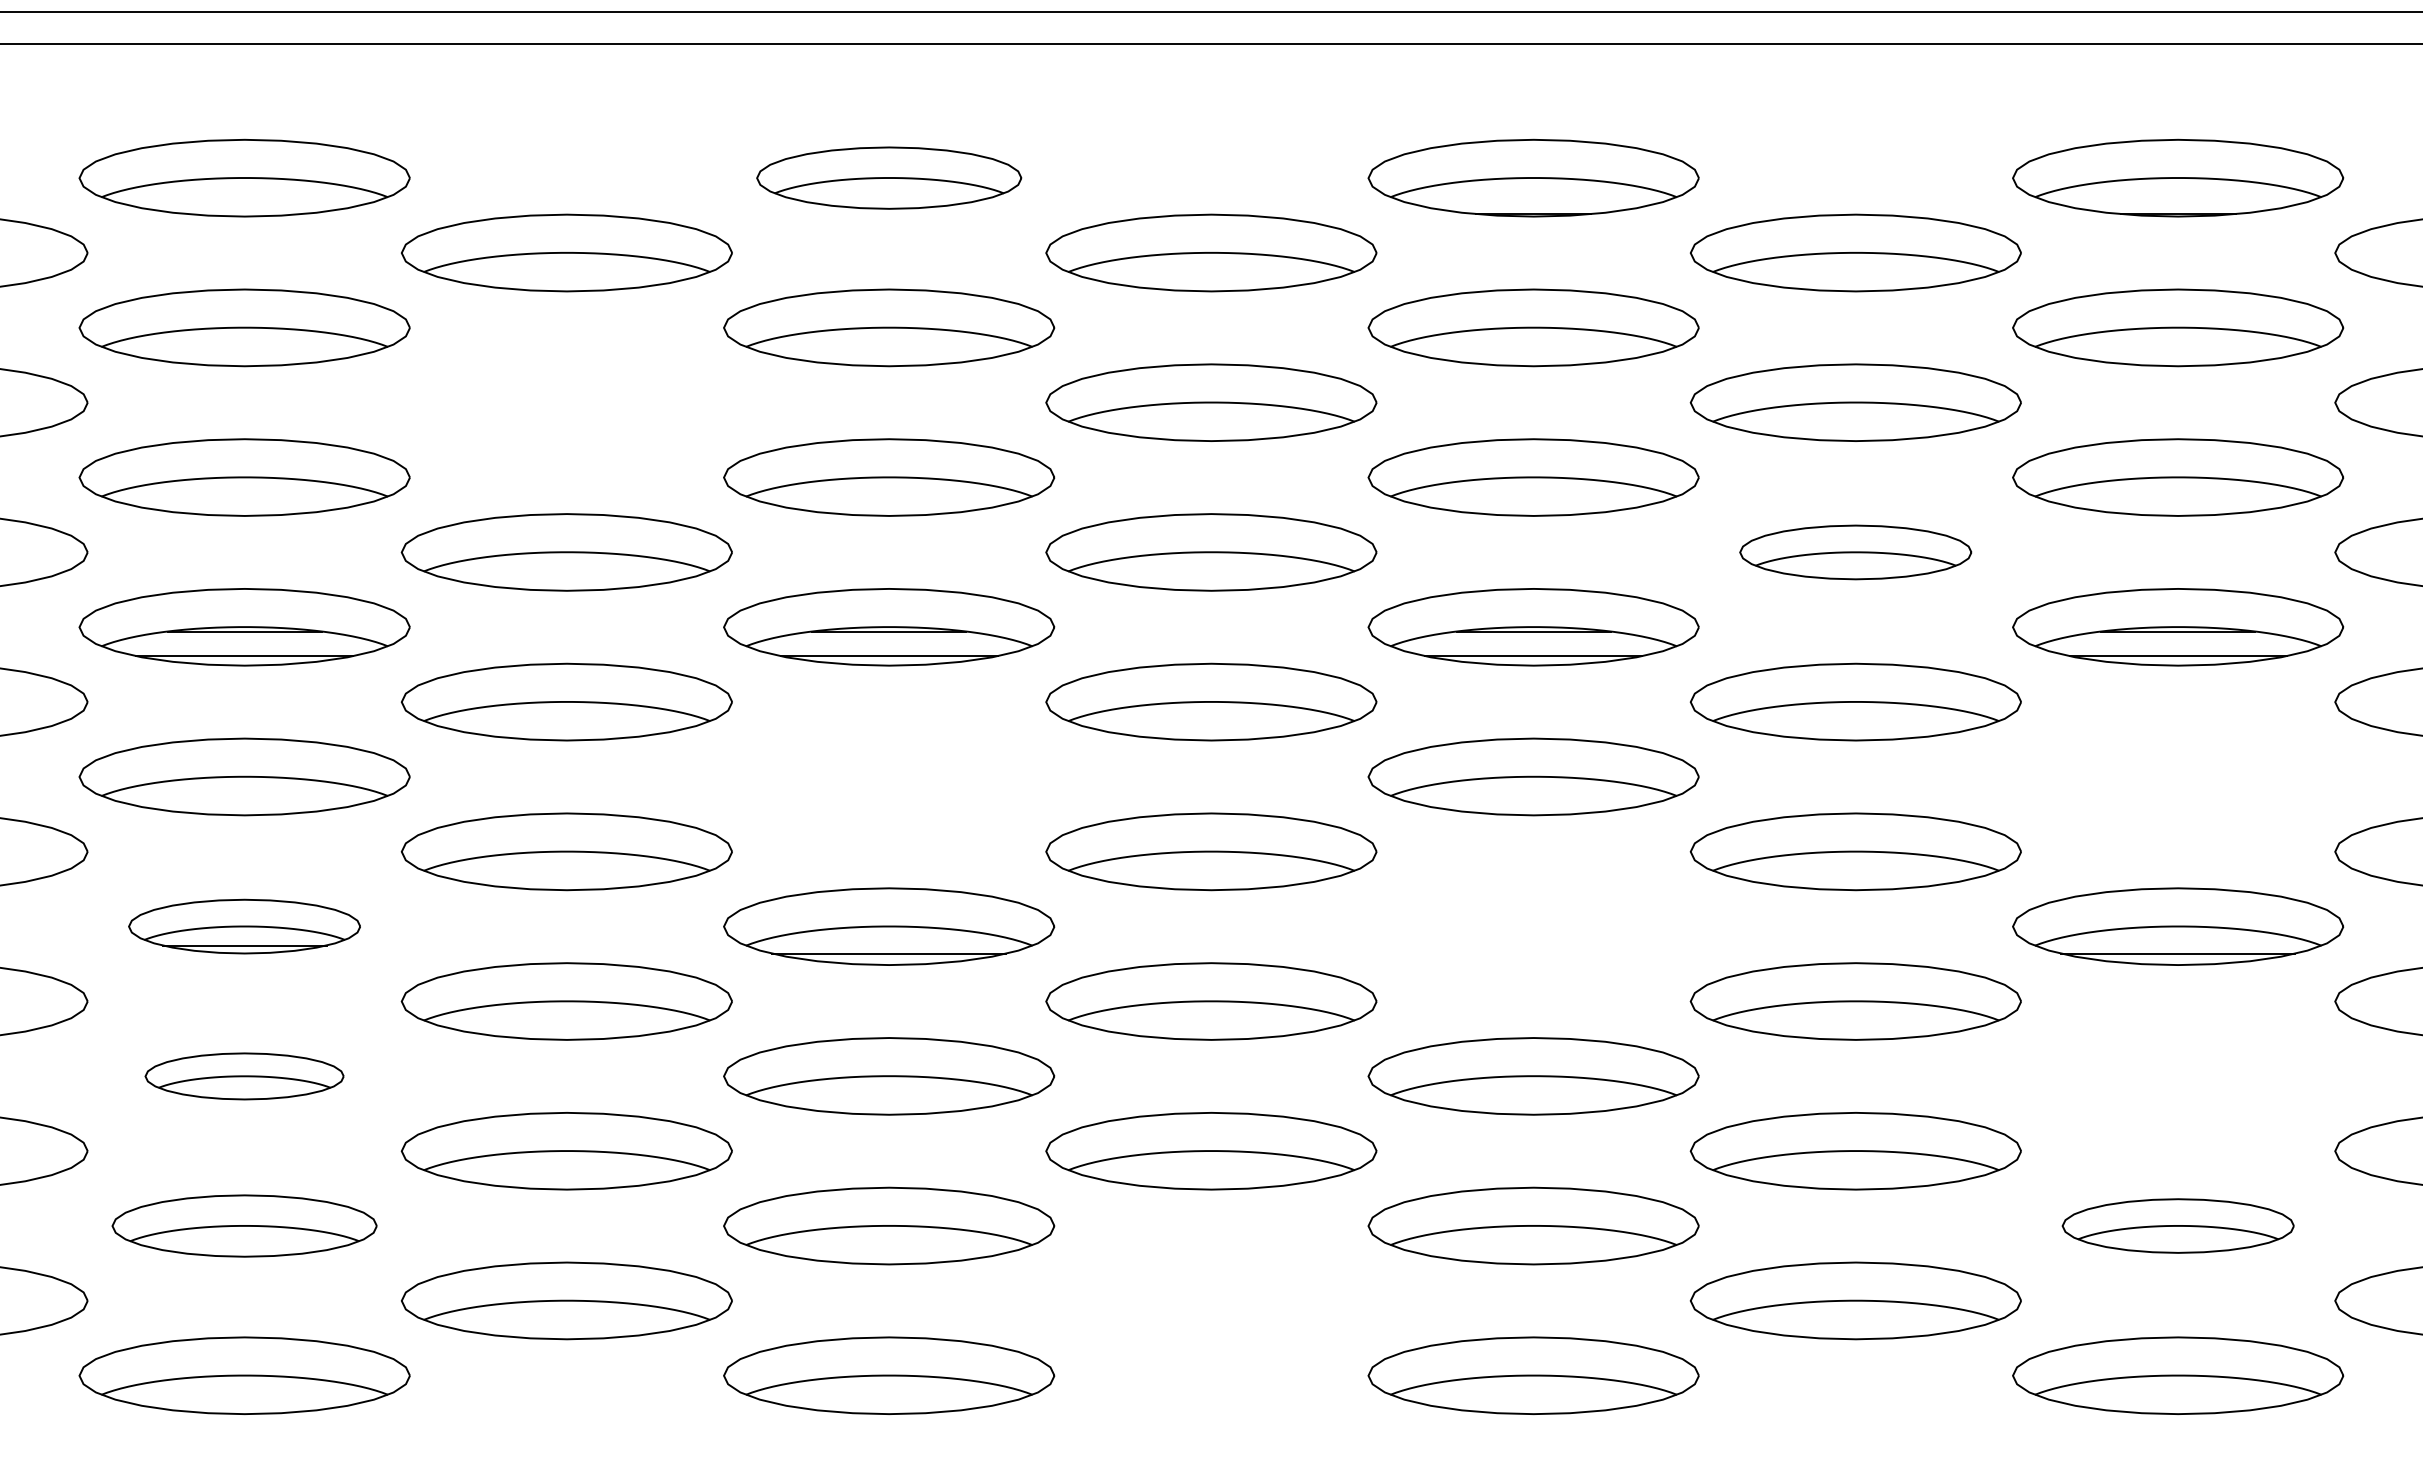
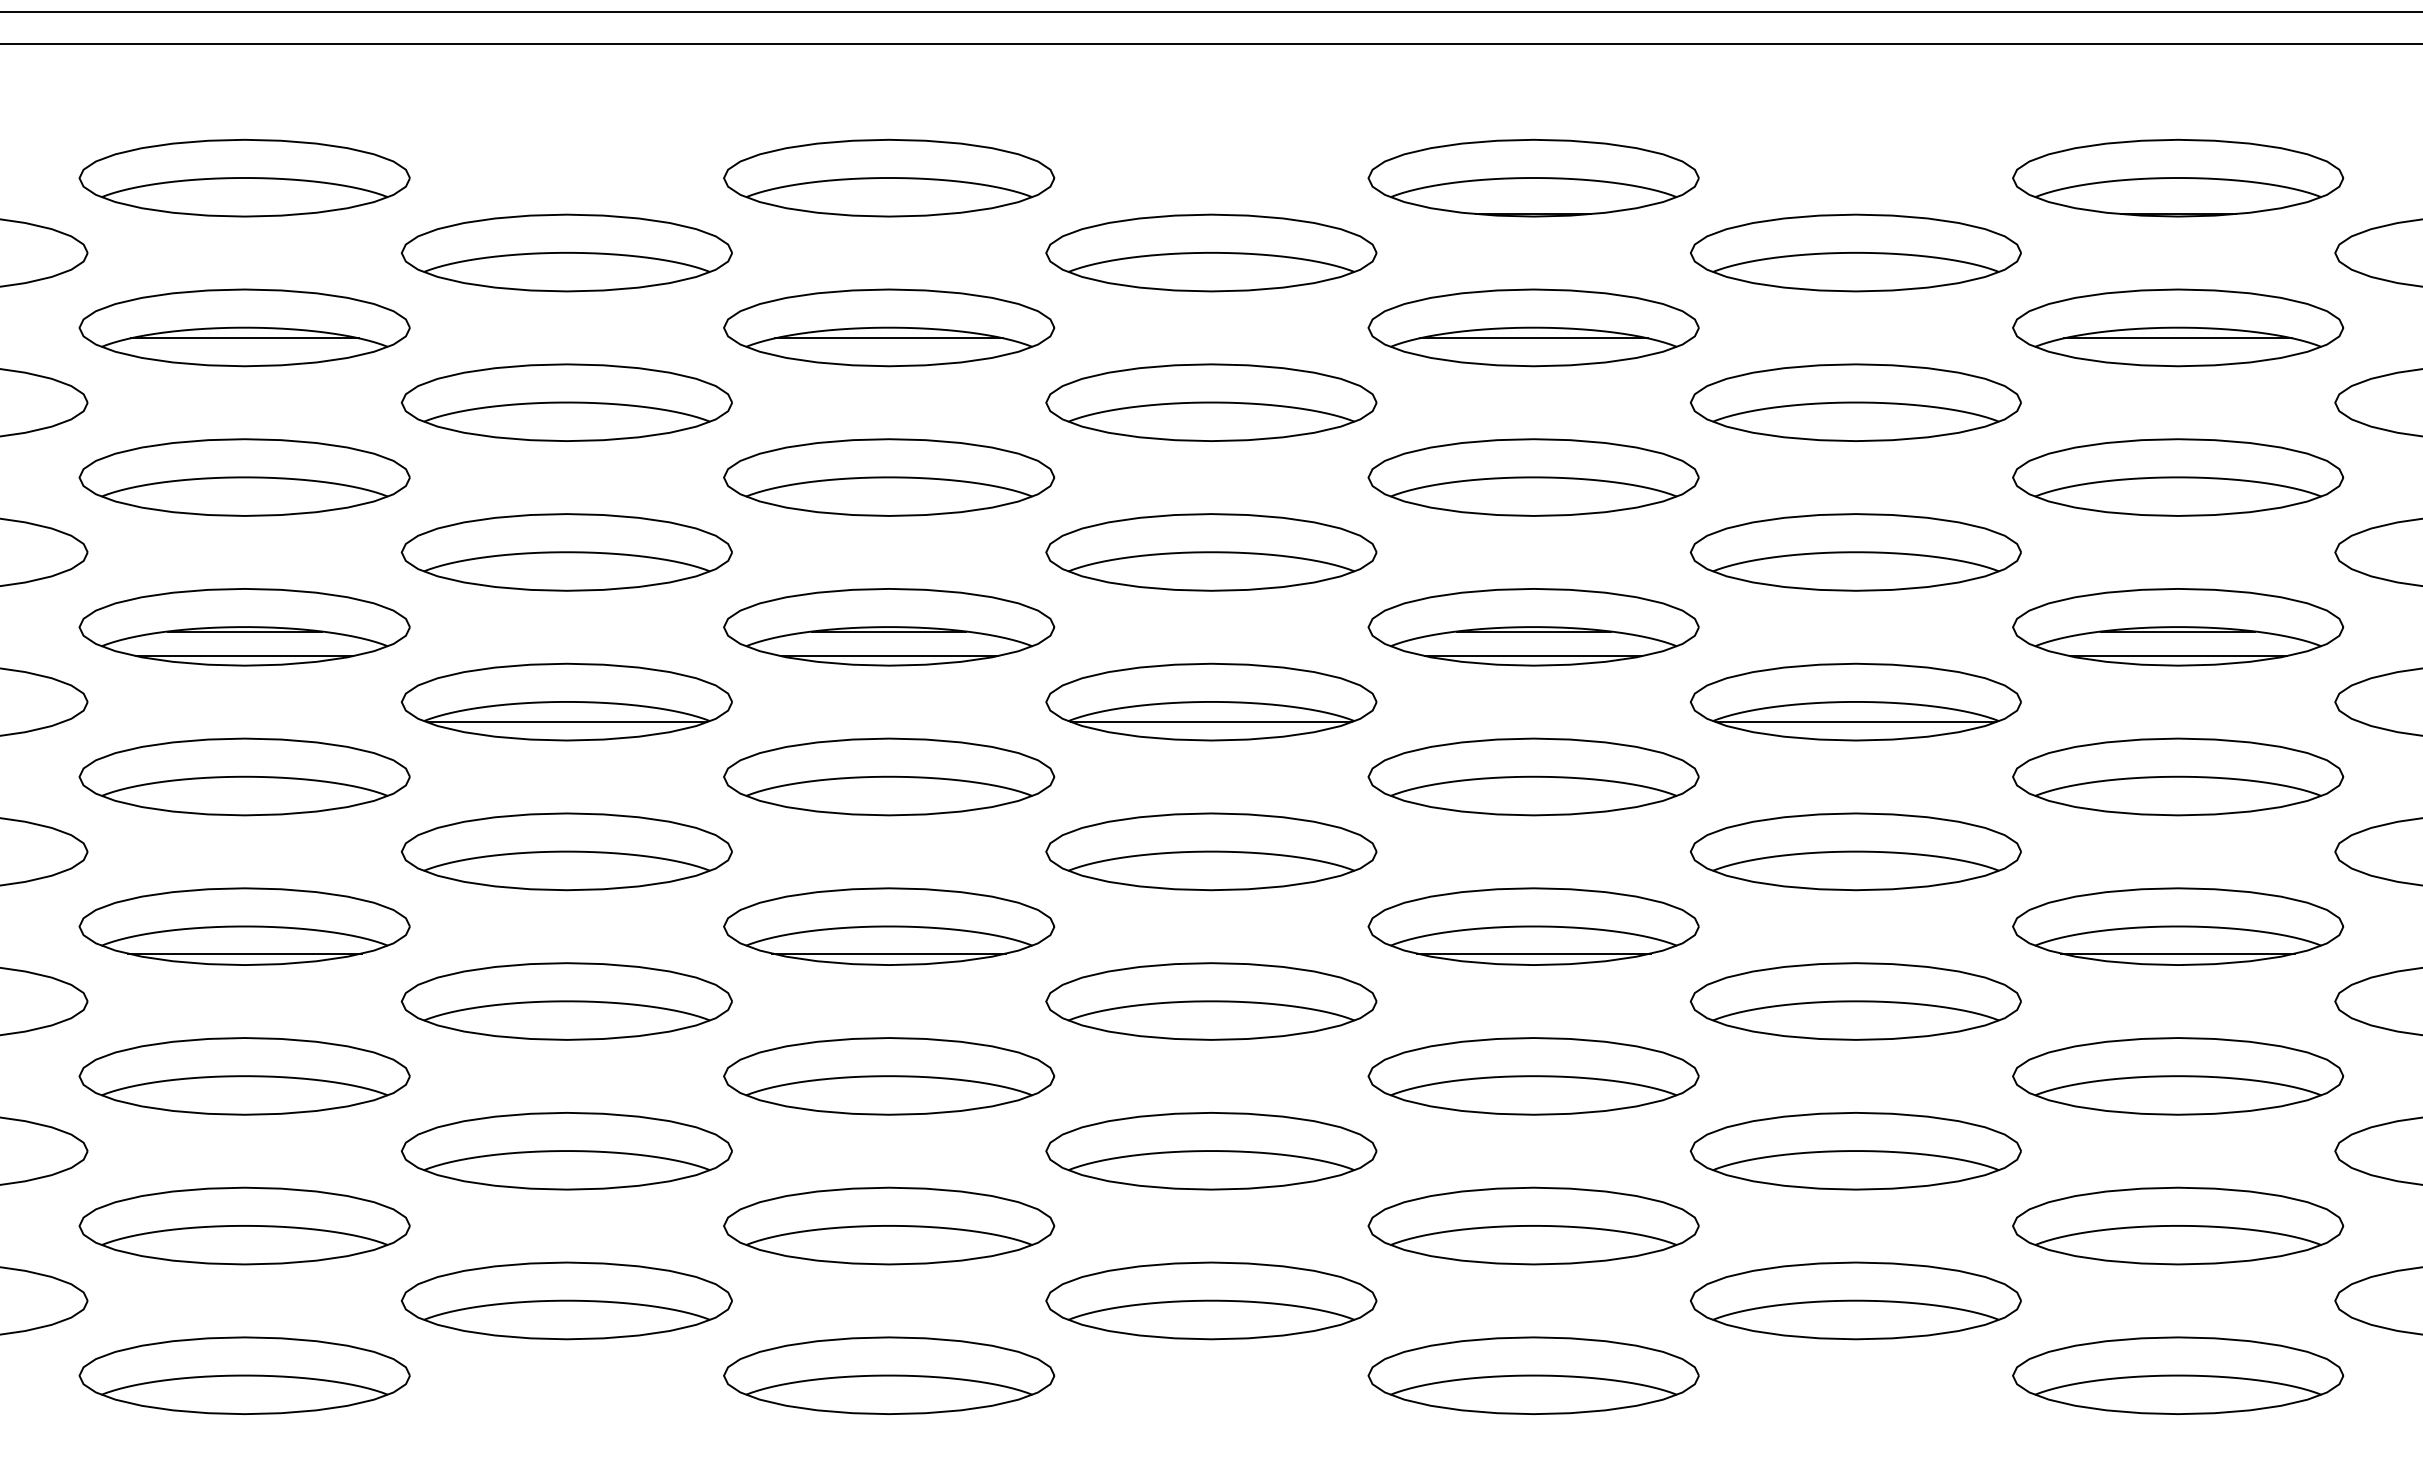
part size: 267x64 px -> 333x80 px (889, 177)
line: none -> present (244, 338)
line: none -> present (889, 338)
line: none -> present (1533, 338)
line: none -> present (2178, 338)
part: none -> present (566, 402)
part size: 234x57 px -> 333x79 px (1855, 552)
line: none -> present (566, 722)
line: none -> present (1211, 722)
line: none -> present (1855, 722)
part: none -> present (889, 776)
part: none -> present (2178, 776)
part size: 233x57 px -> 333x79 px (244, 926)
part: none -> present (1533, 926)
part size: 201x49 px -> 333x79 px (244, 1076)
part: none -> present (2178, 1076)
part size: 267x64 px -> 333x80 px (244, 1225)
part size: 234x56 px -> 333x80 px (2178, 1225)
part: none -> present (1211, 1300)
